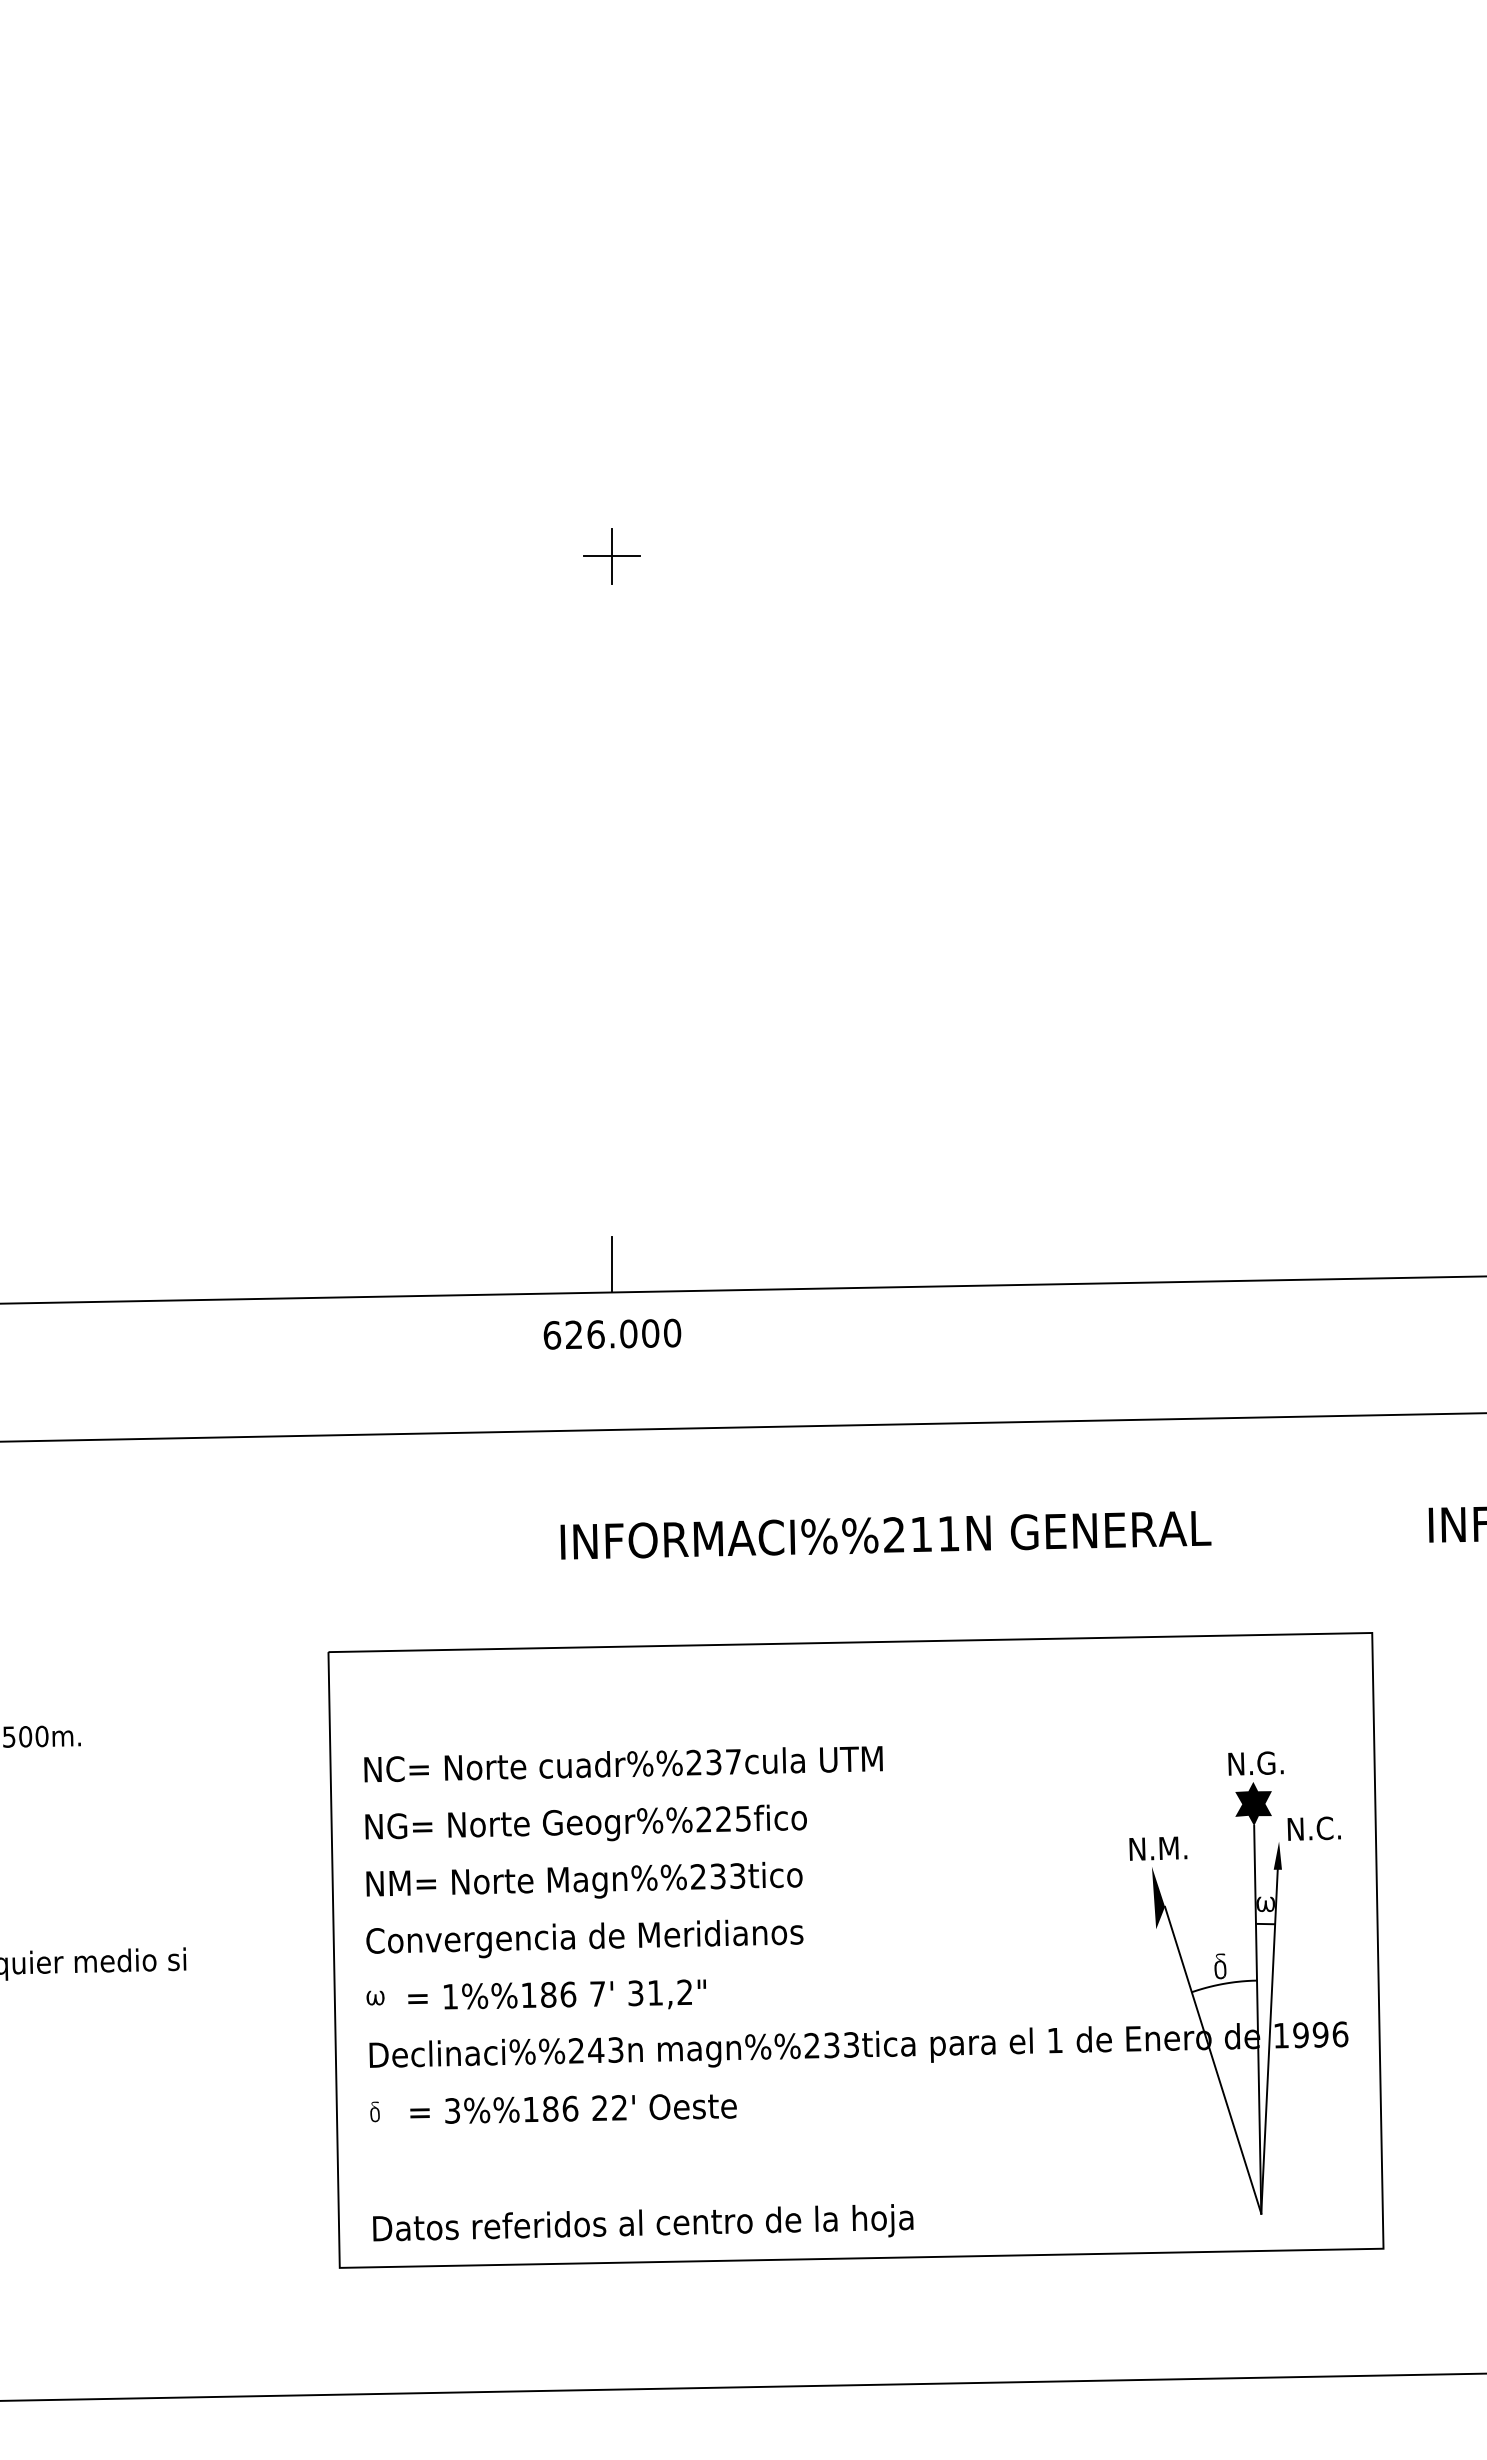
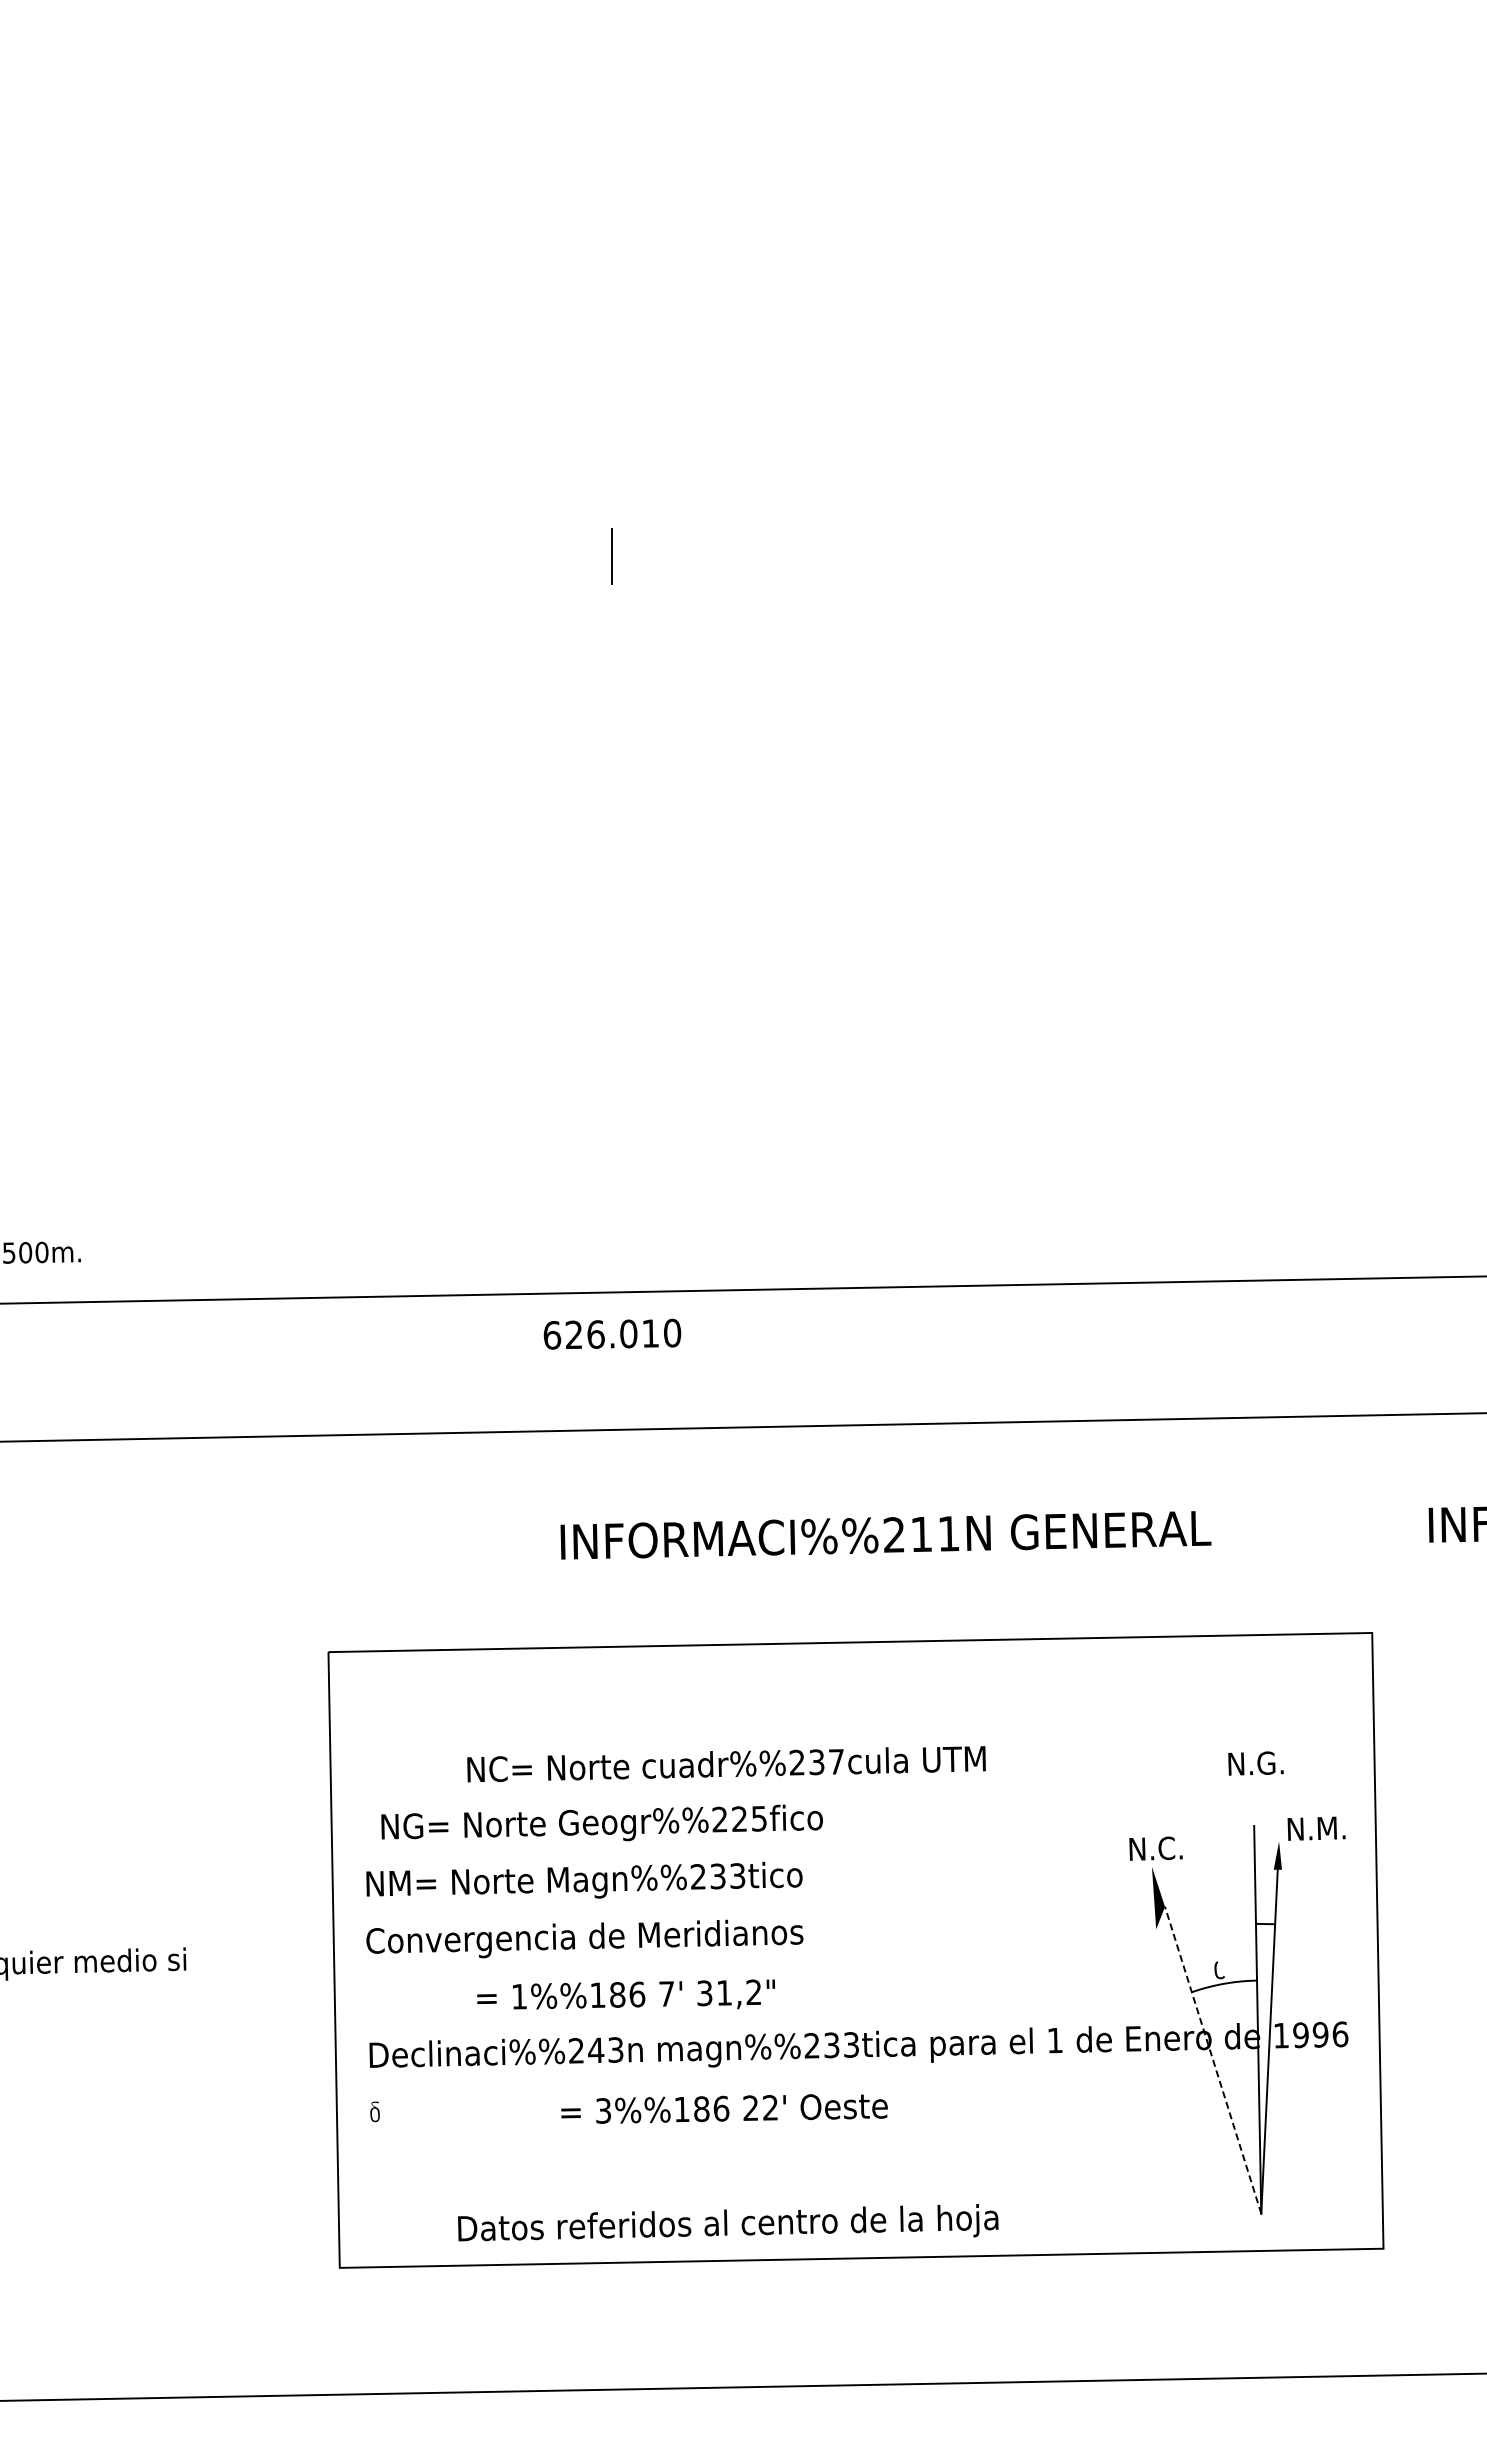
line: present -> none (612, 556)
line: present -> none (612, 1264)
text: 626.000 -> 626.010 (650, 1333)
text position: (41, 1736) -> (41, 1252) (41, 1252)
text position: (623, 1764) -> (726, 1764) (726, 1764)
fill: present -> none (1253, 1803)
text position: (585, 1822) -> (601, 1822) (601, 1822)
text: N.C. -> N.M. (1330, 1828)
text: N.M. -> N.C. (1172, 1848)
fill: present -> none (1265, 1904)
fill: present -> none (1220, 1965)
text position: (556, 1994) -> (625, 1994) (625, 1994)
fill: present -> none (375, 1997)
line: solid -> dashed (1213, 2060)
text position: (573, 2108) -> (724, 2108) (724, 2108)
text position: (643, 2222) -> (728, 2222) (728, 2222)
